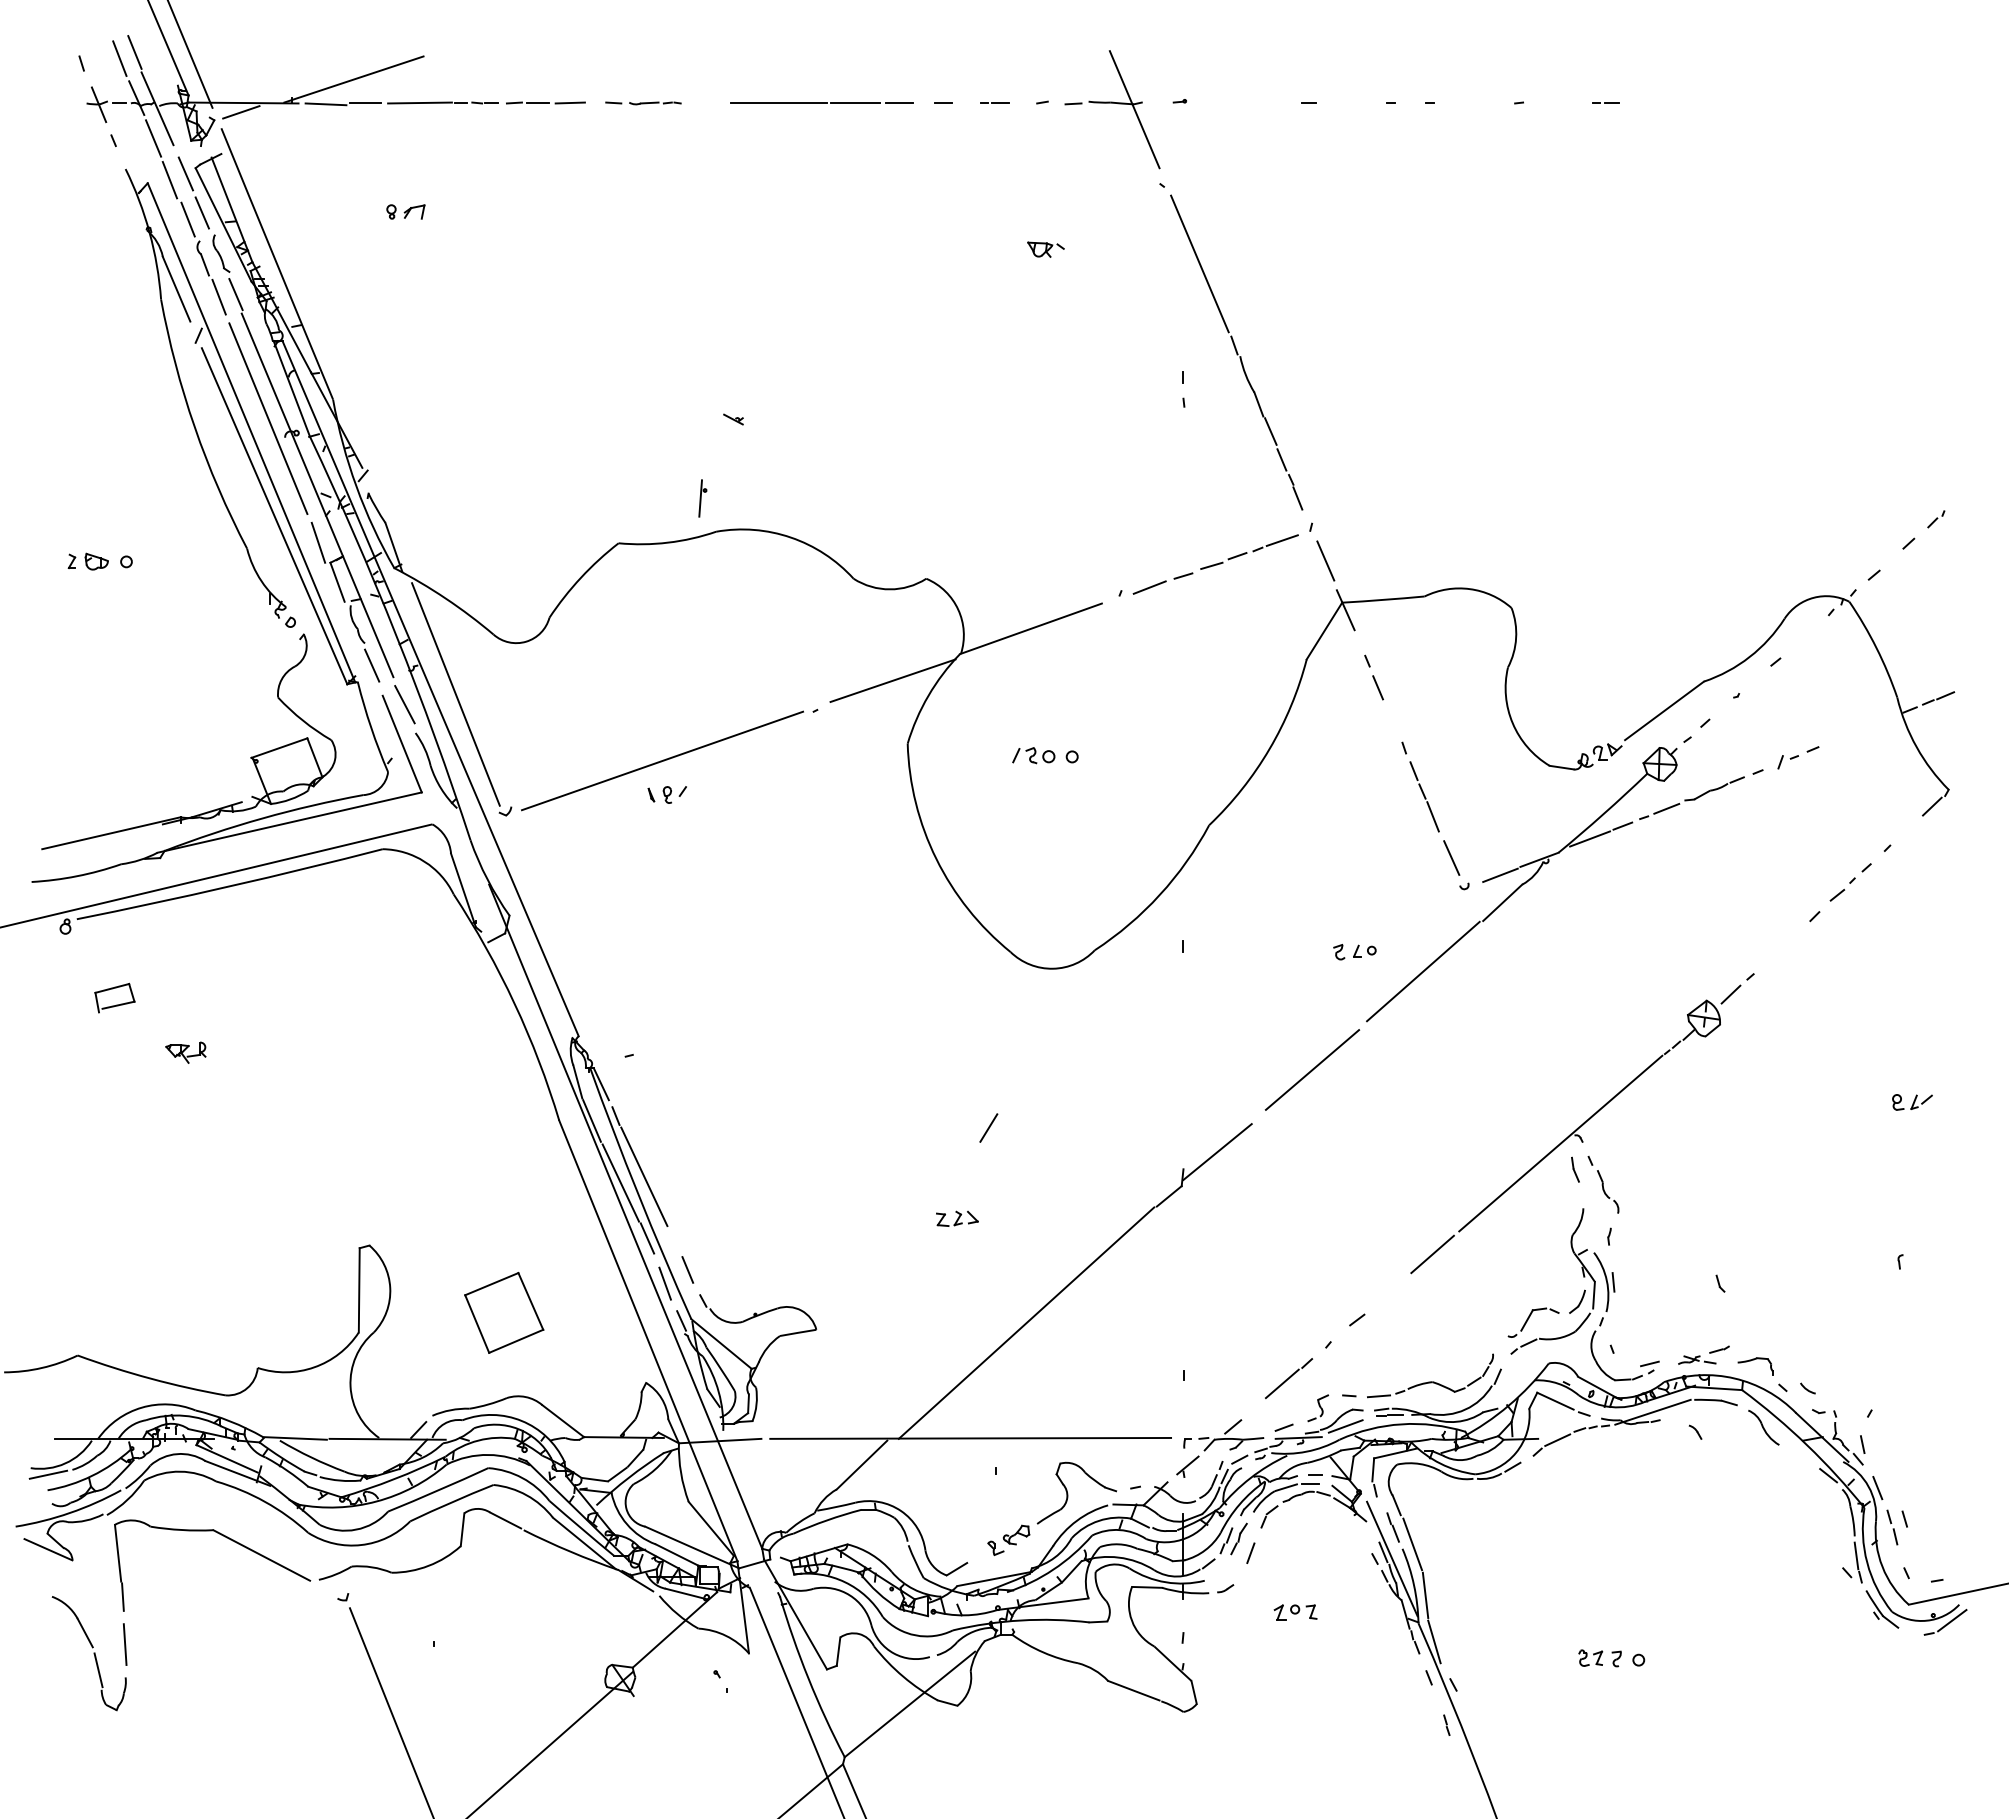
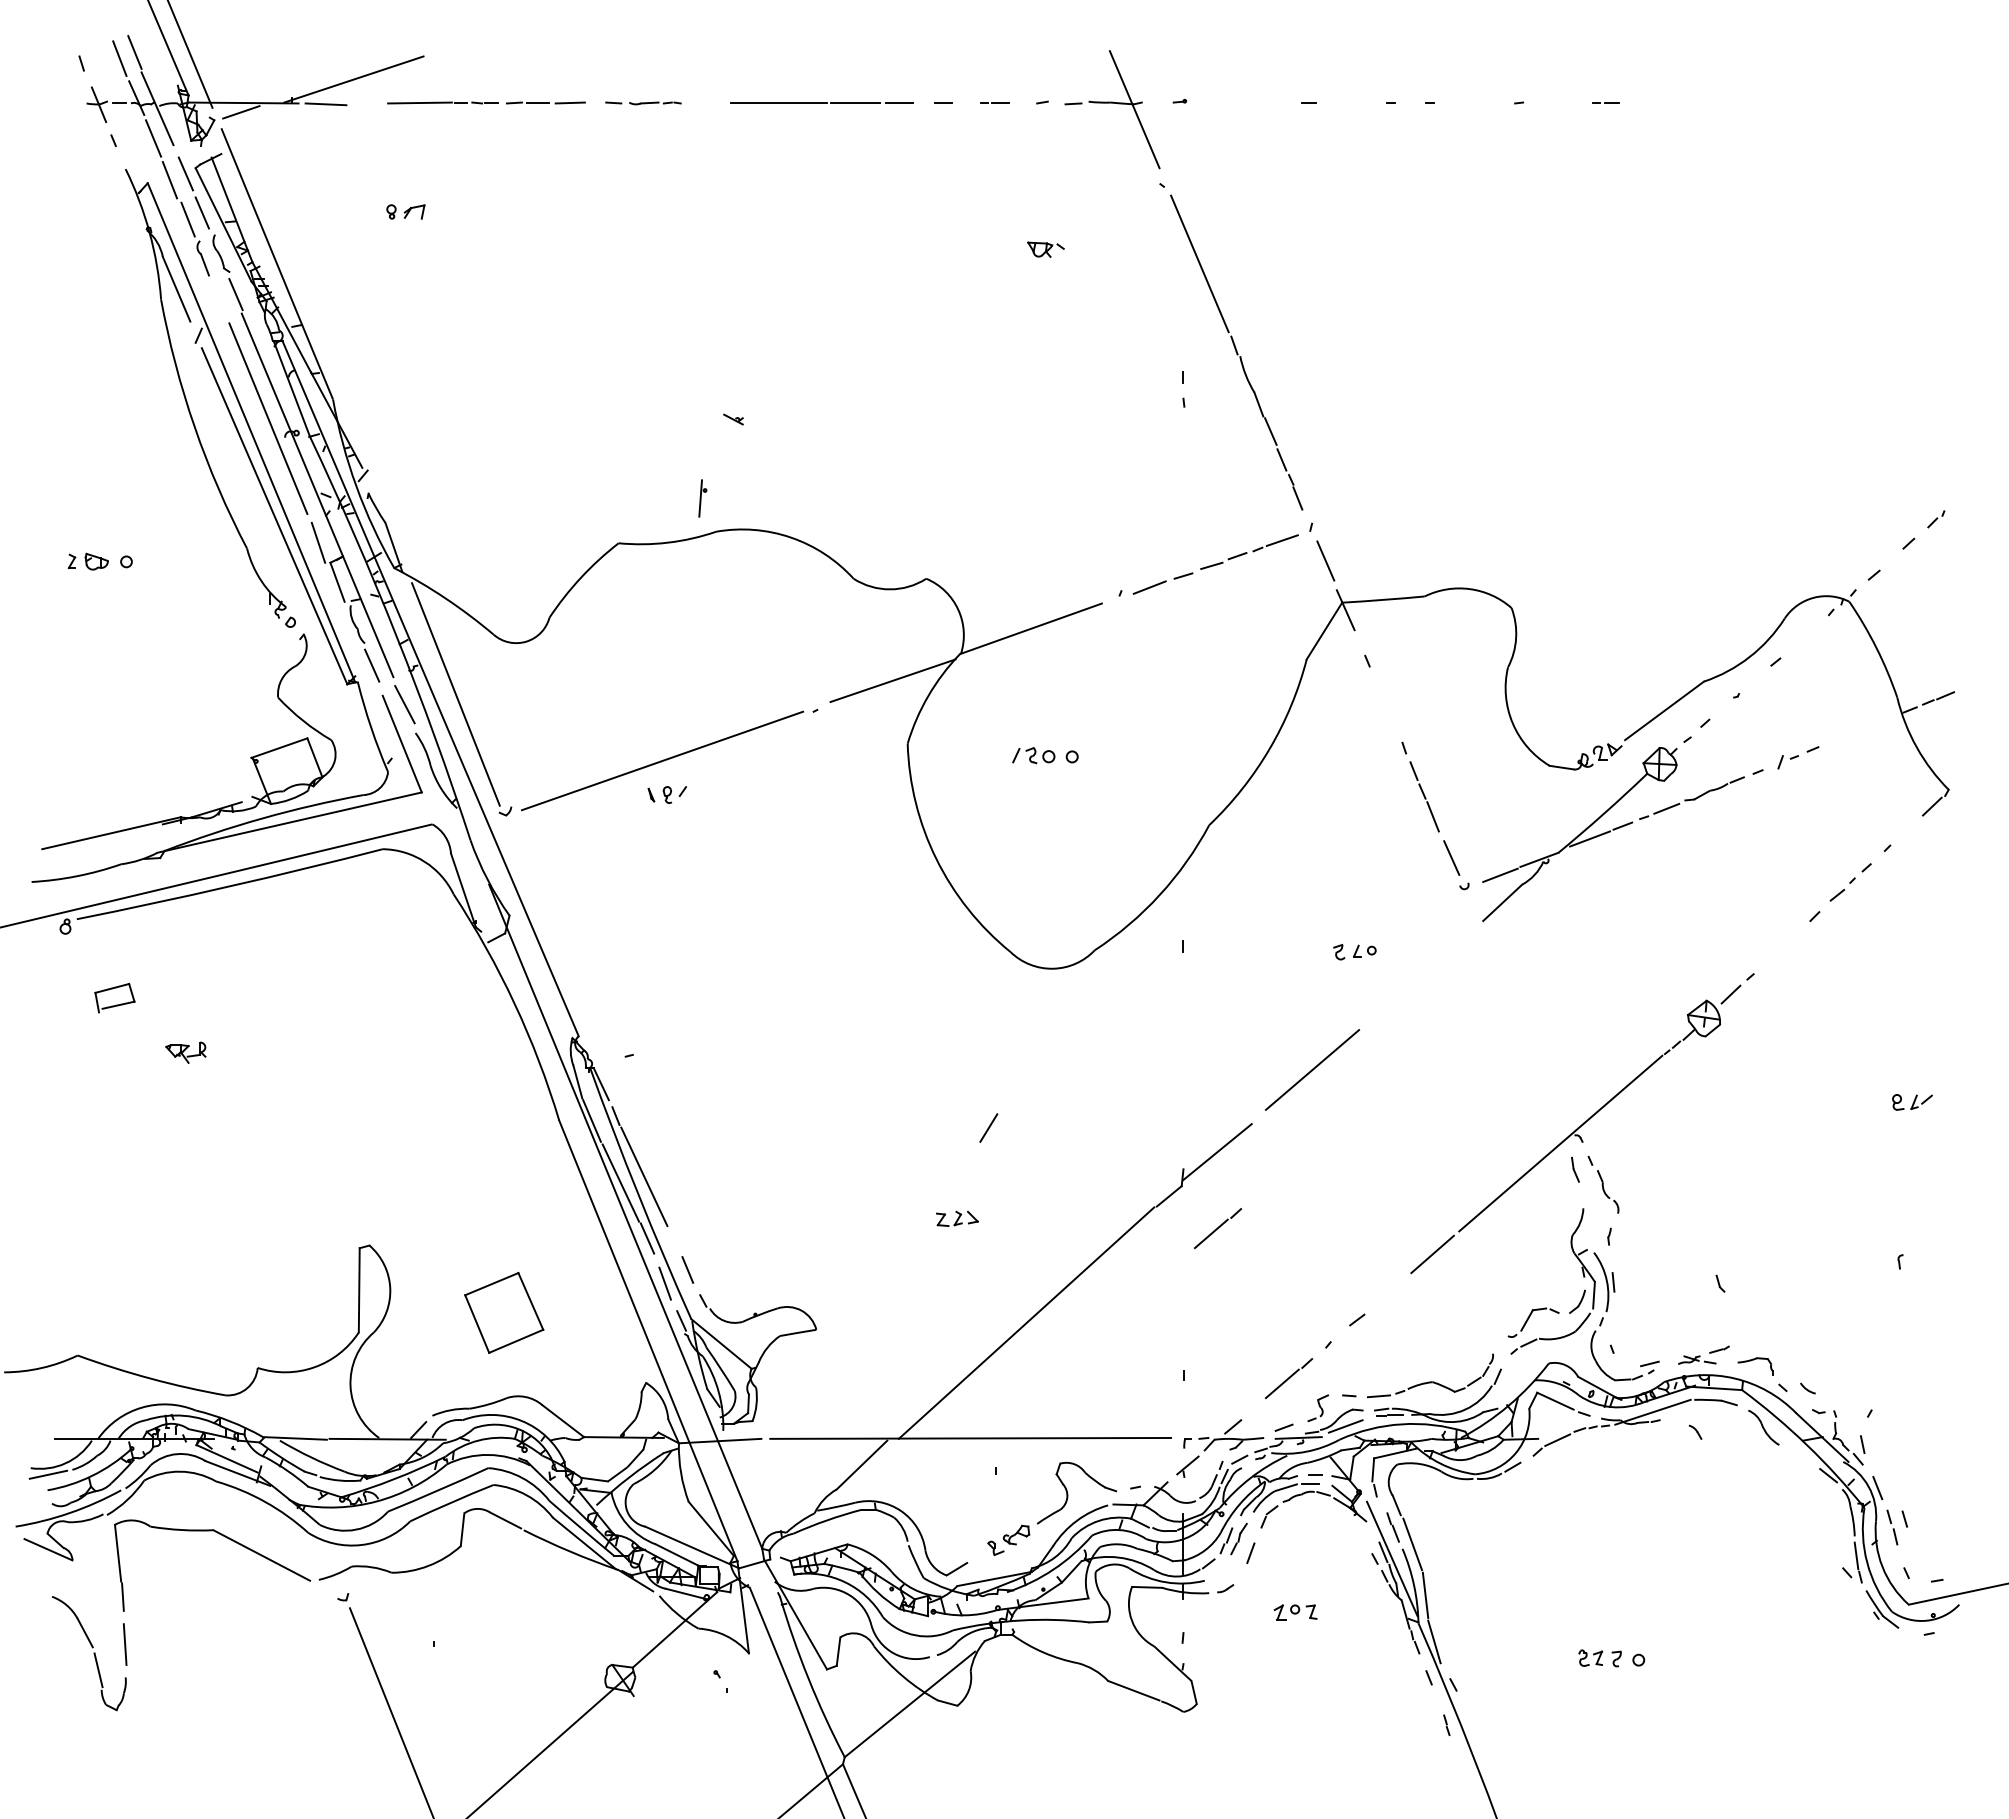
line: present -> none (365, 102)
line: present -> none (218, 296)
line: present -> none (1377, 687)
line: present -> none (1423, 971)
part: none -> present (1218, 1228)
line: present -> none (1952, 1620)
